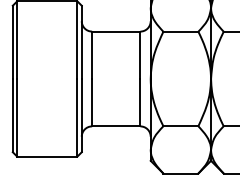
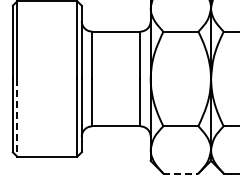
line: solid -> dashed (17, 117)
line: solid -> dashed (181, 173)
